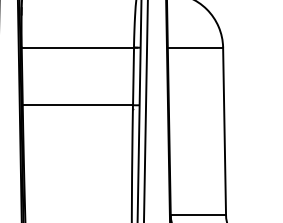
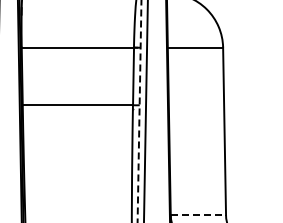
line: solid -> dashed (139, 111)
line: solid -> dashed (198, 215)
